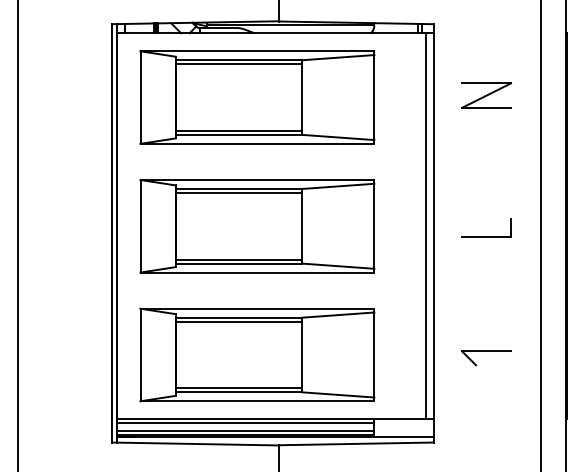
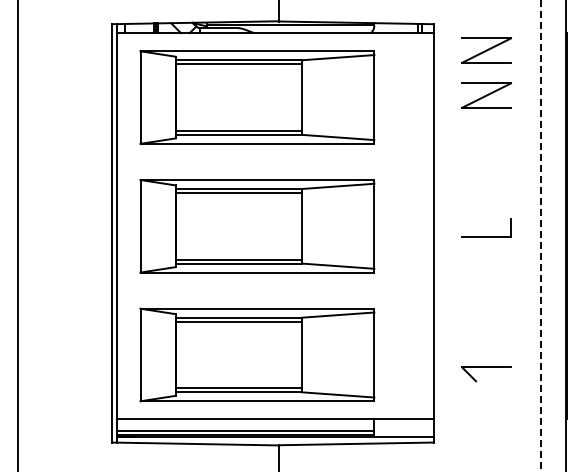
part: none -> present (486, 50)
line: present -> none (425, 226)
line: solid -> dashed (541, 235)
part position: (486, 351) -> (486, 367) (486, 367)
line: present -> none (245, 423)
